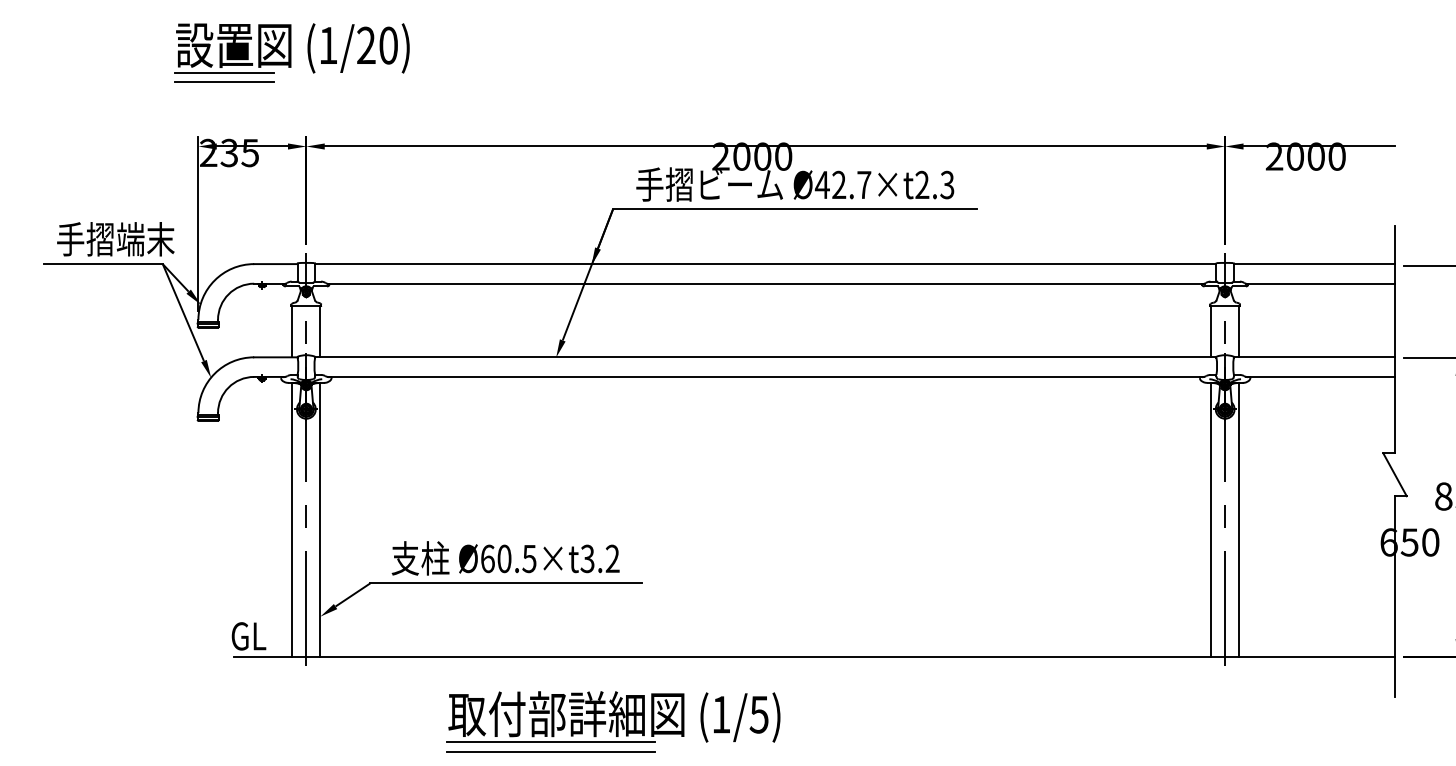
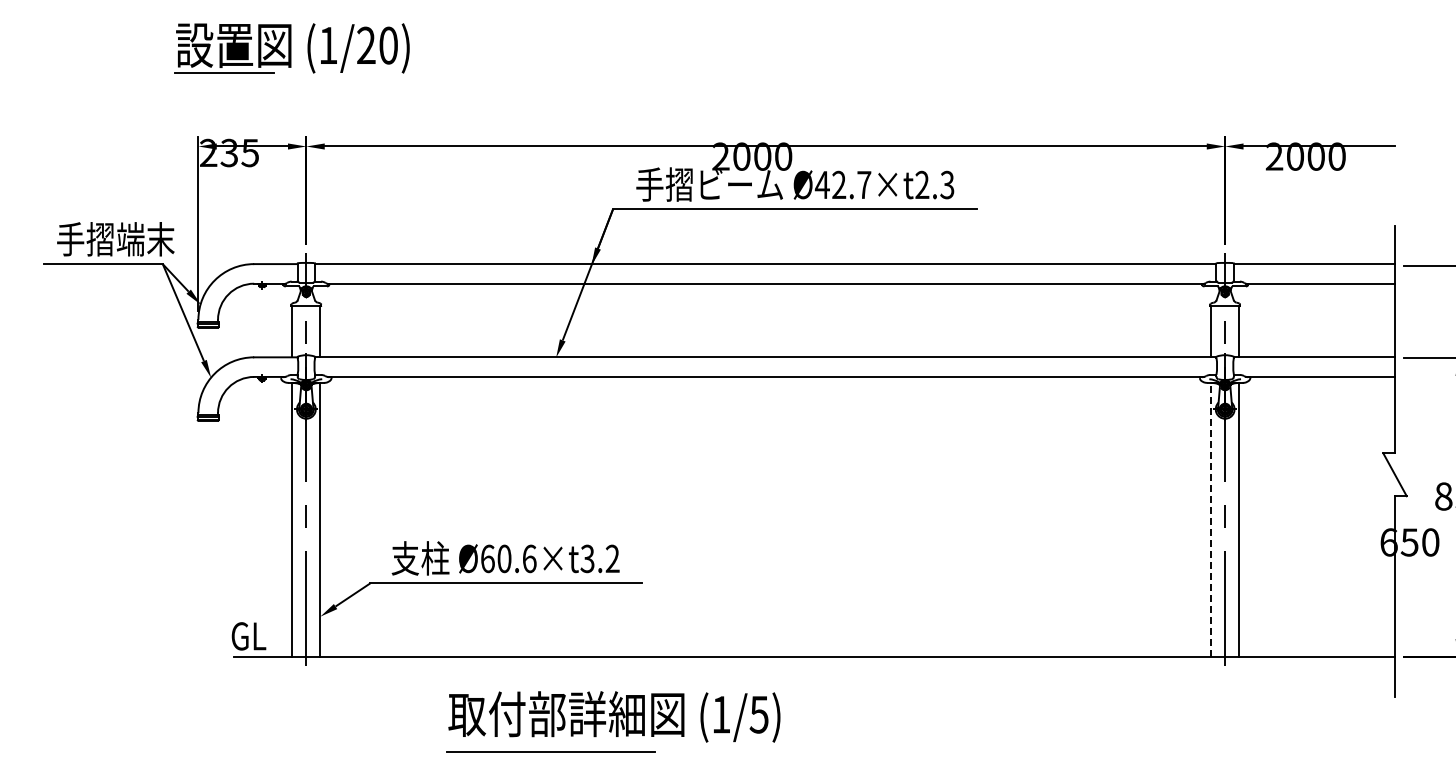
line: present -> none (224, 81)
line: solid -> dashed (1211, 519)
text: Ø60.5×t3.2 -> Ø60.6×t3.2 (529, 558)
line: present -> none (551, 742)
